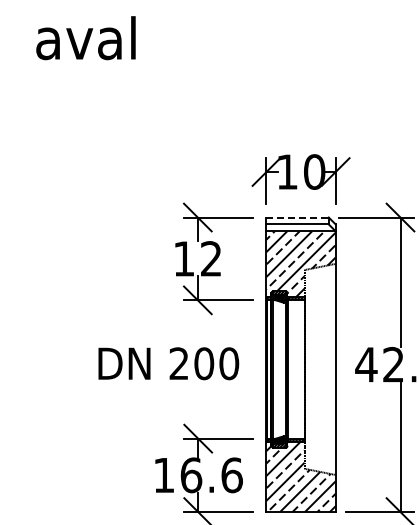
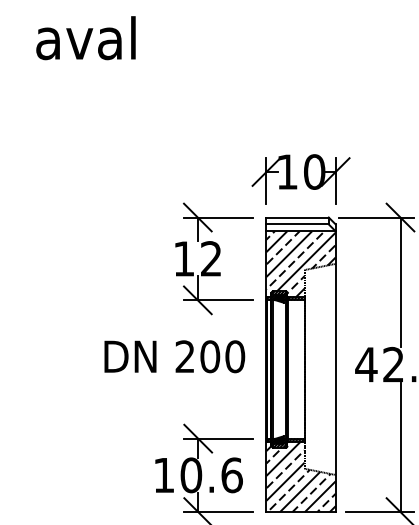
line: dashed -> solid (298, 217)
text position: (168, 363) -> (174, 356) (174, 356)
text: 16.6 -> 10.6 (191, 475)
